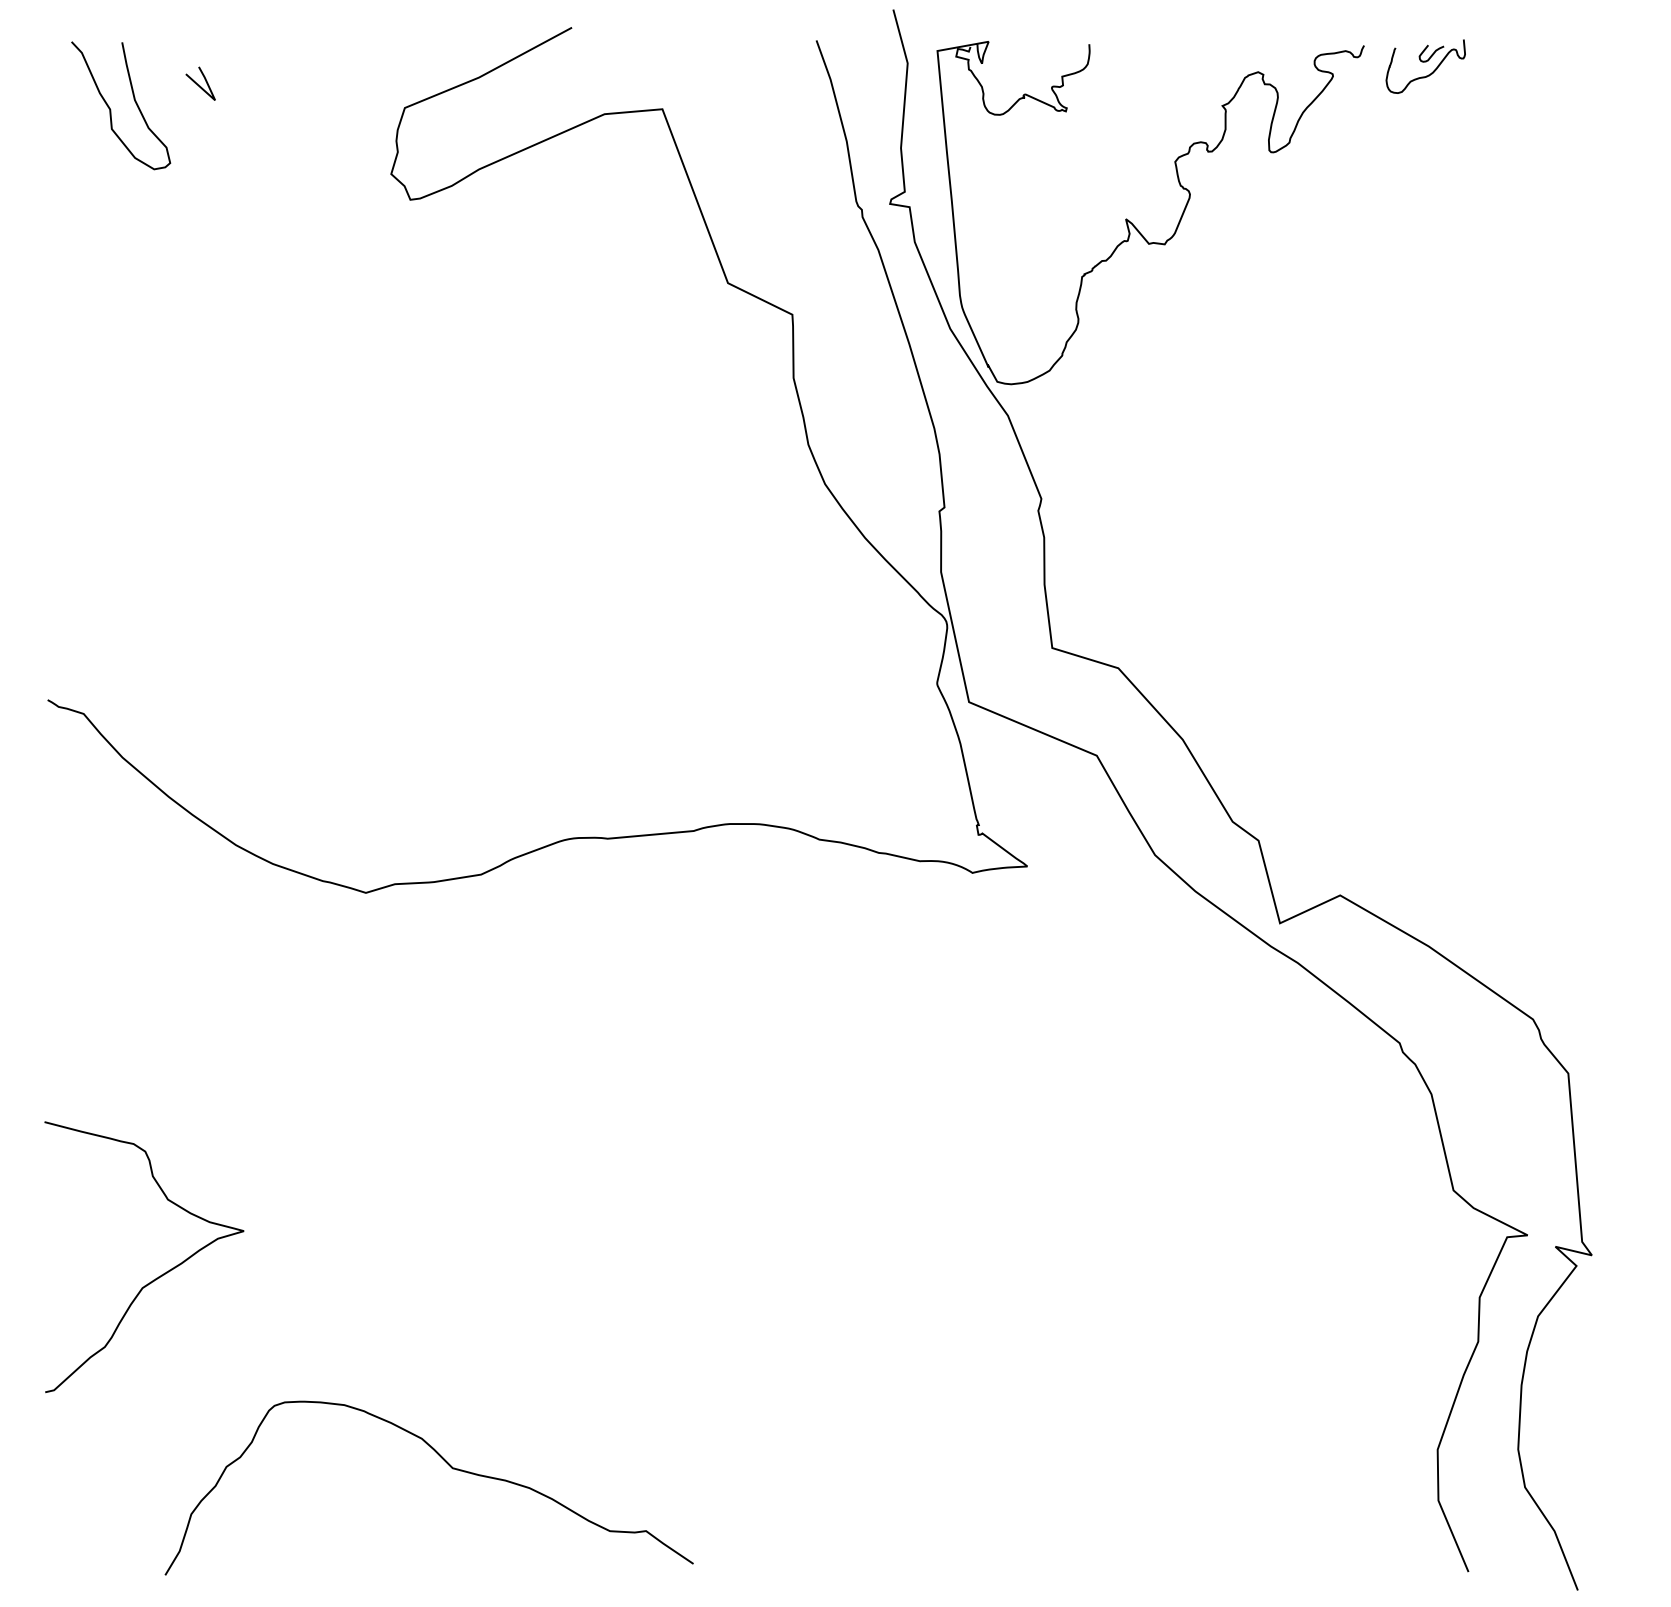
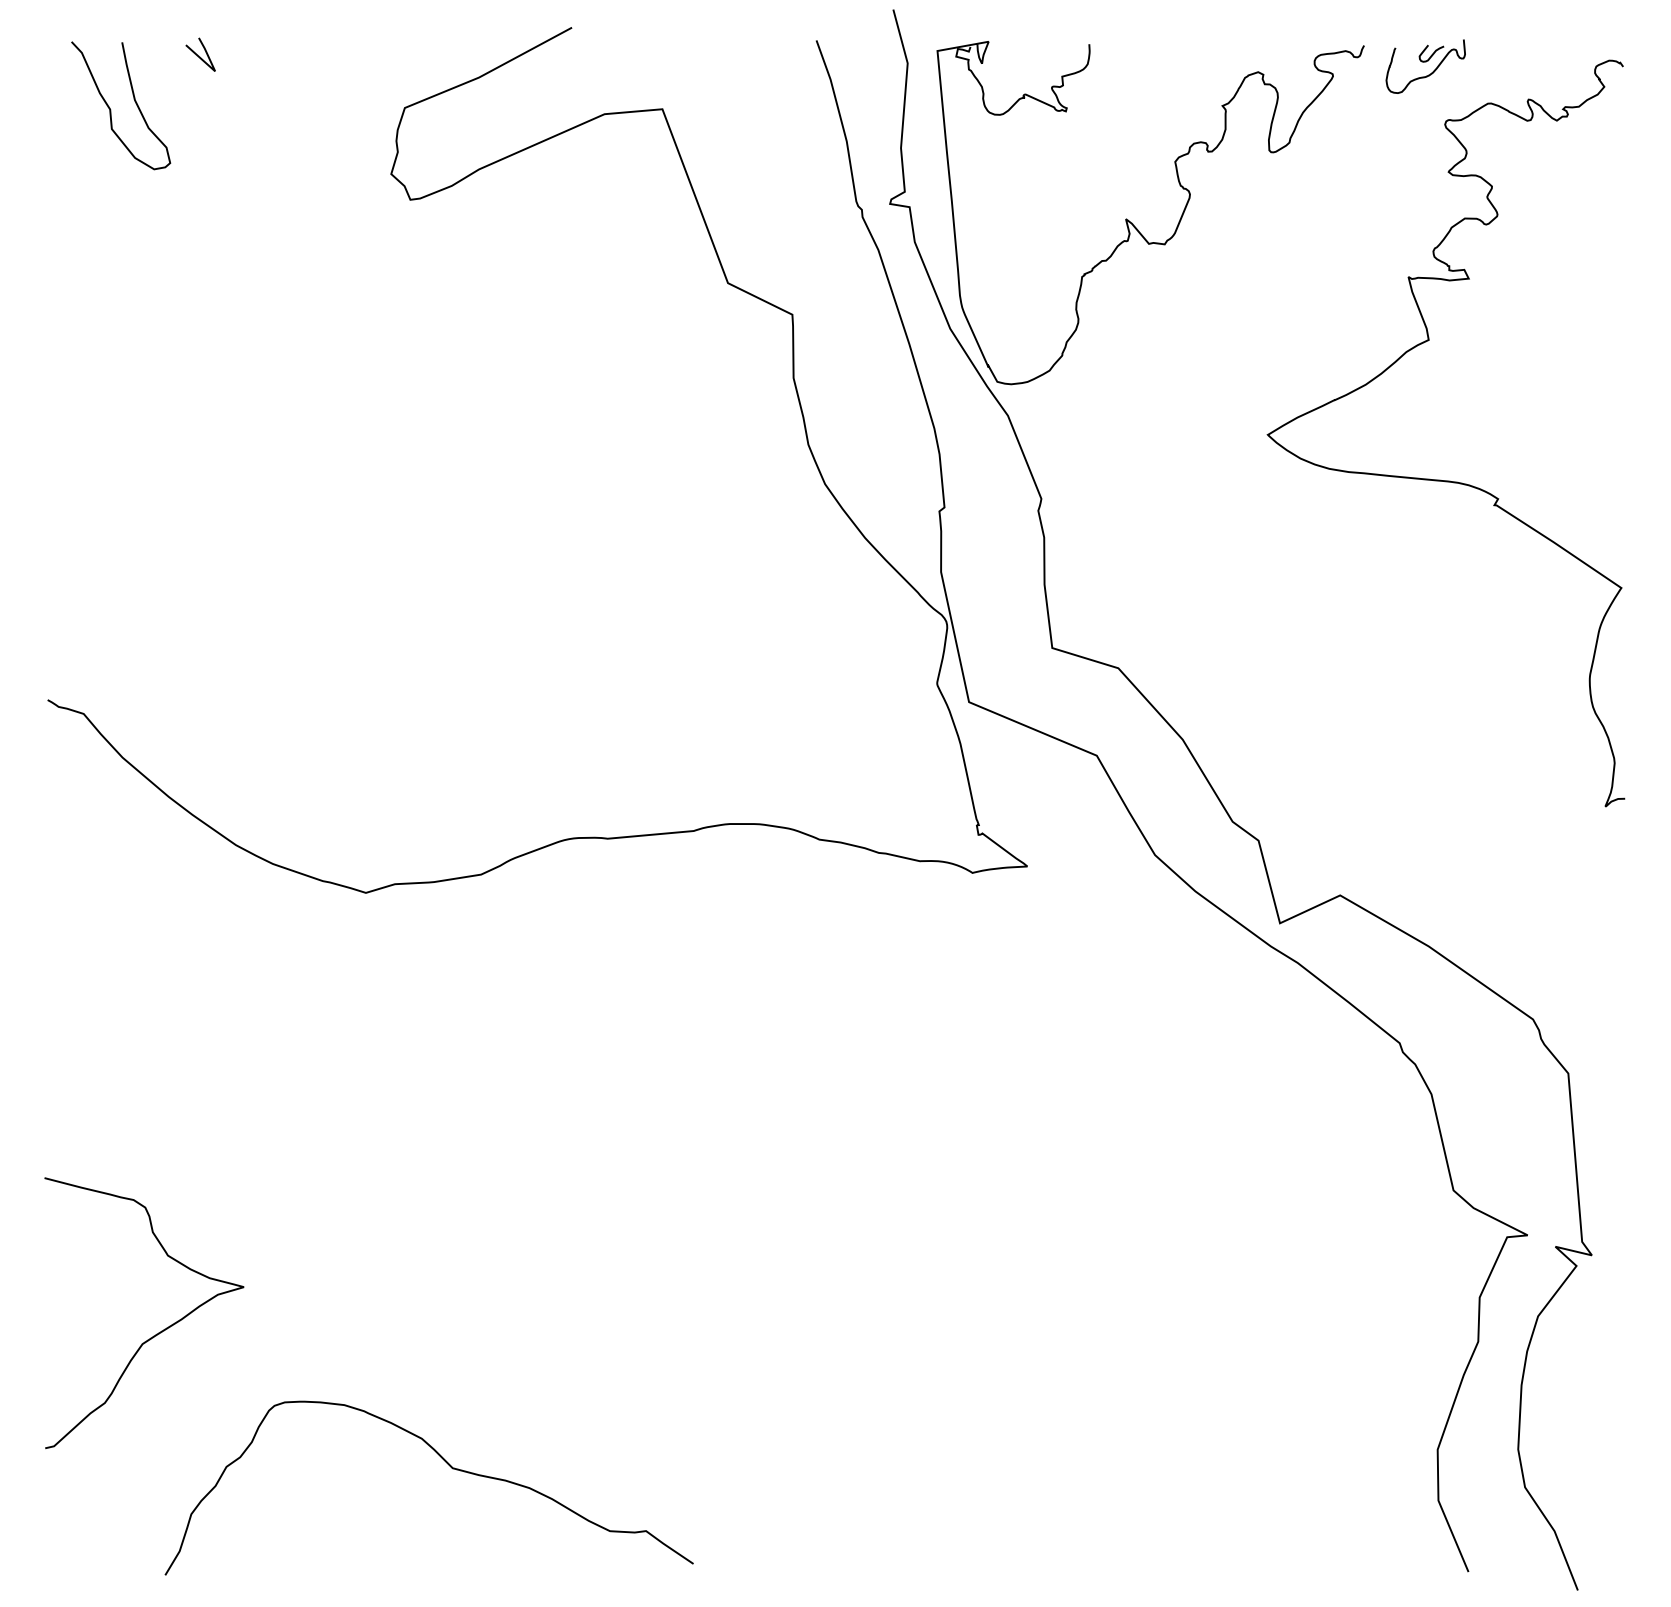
line position: (200, 85) -> (200, 56) (200, 56)
part: none -> present (1440, 479)
part position: (156, 1277) -> (156, 1333) (156, 1333)
